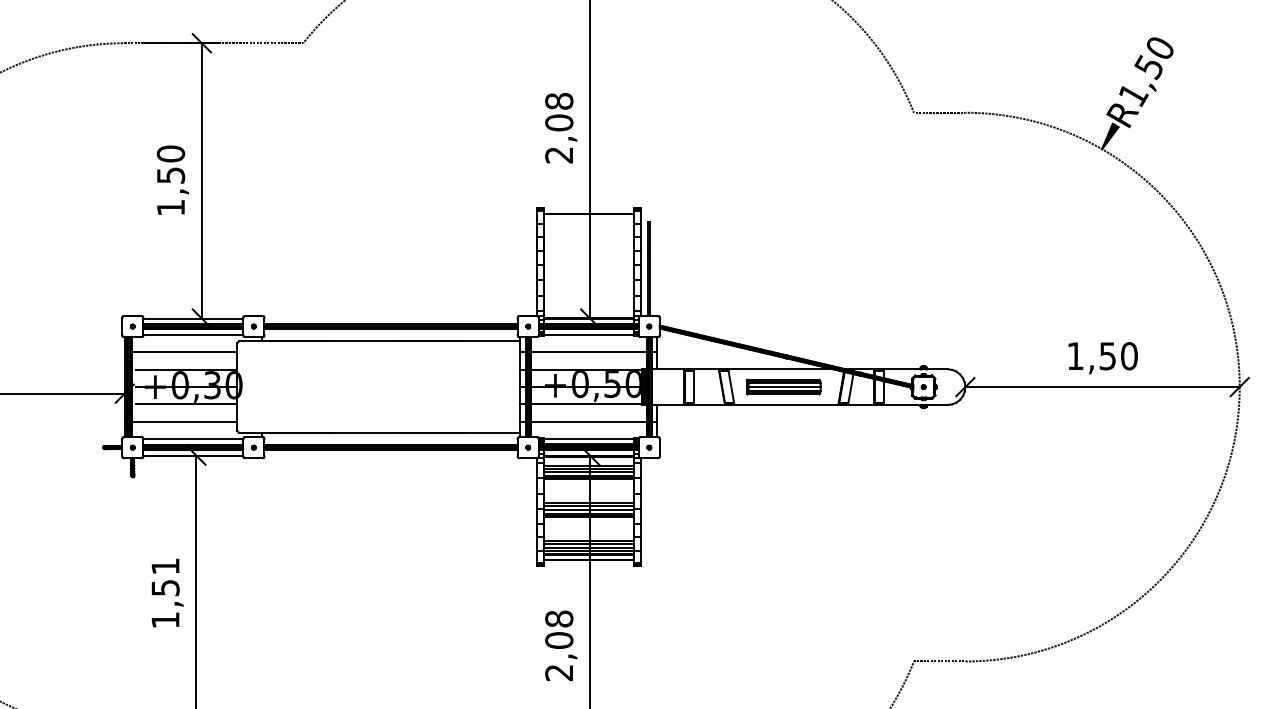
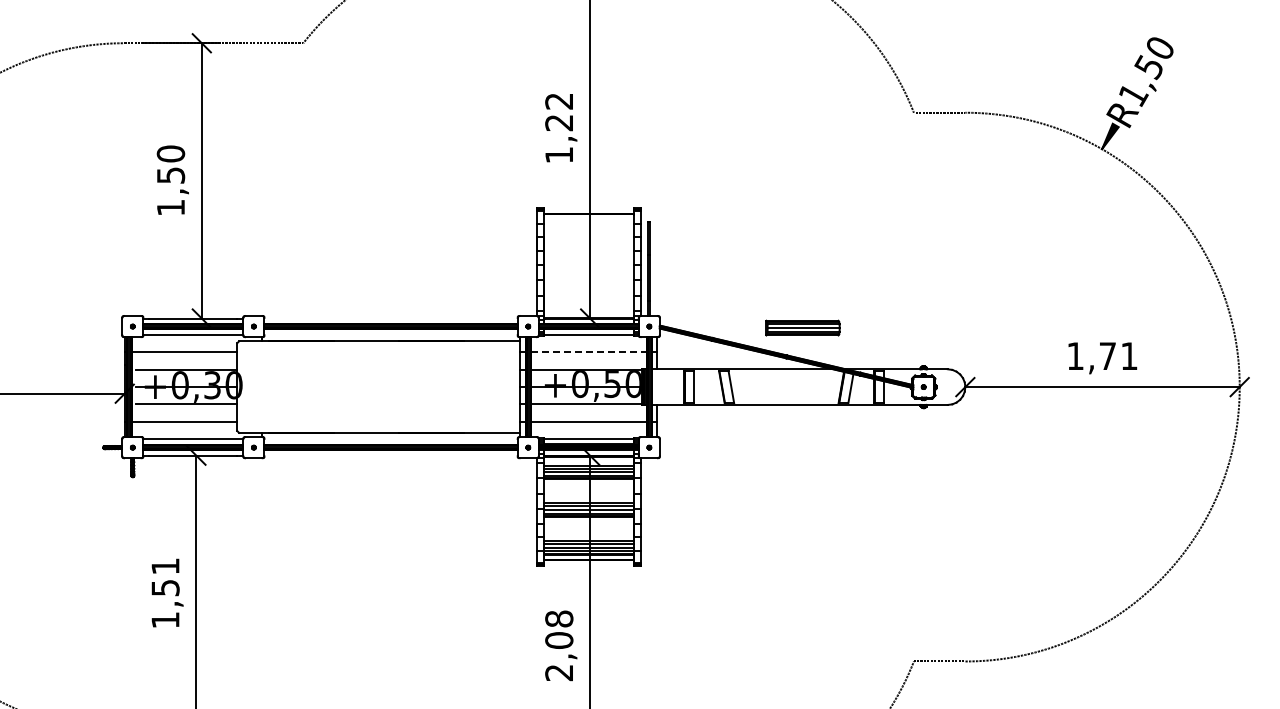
text: 2,08 -> 1,22 (559, 128)
line: solid -> dashed (588, 352)
text: 1,50 -> 1,71 (1118, 356)
part position: (783, 386) -> (802, 327) (802, 327)
